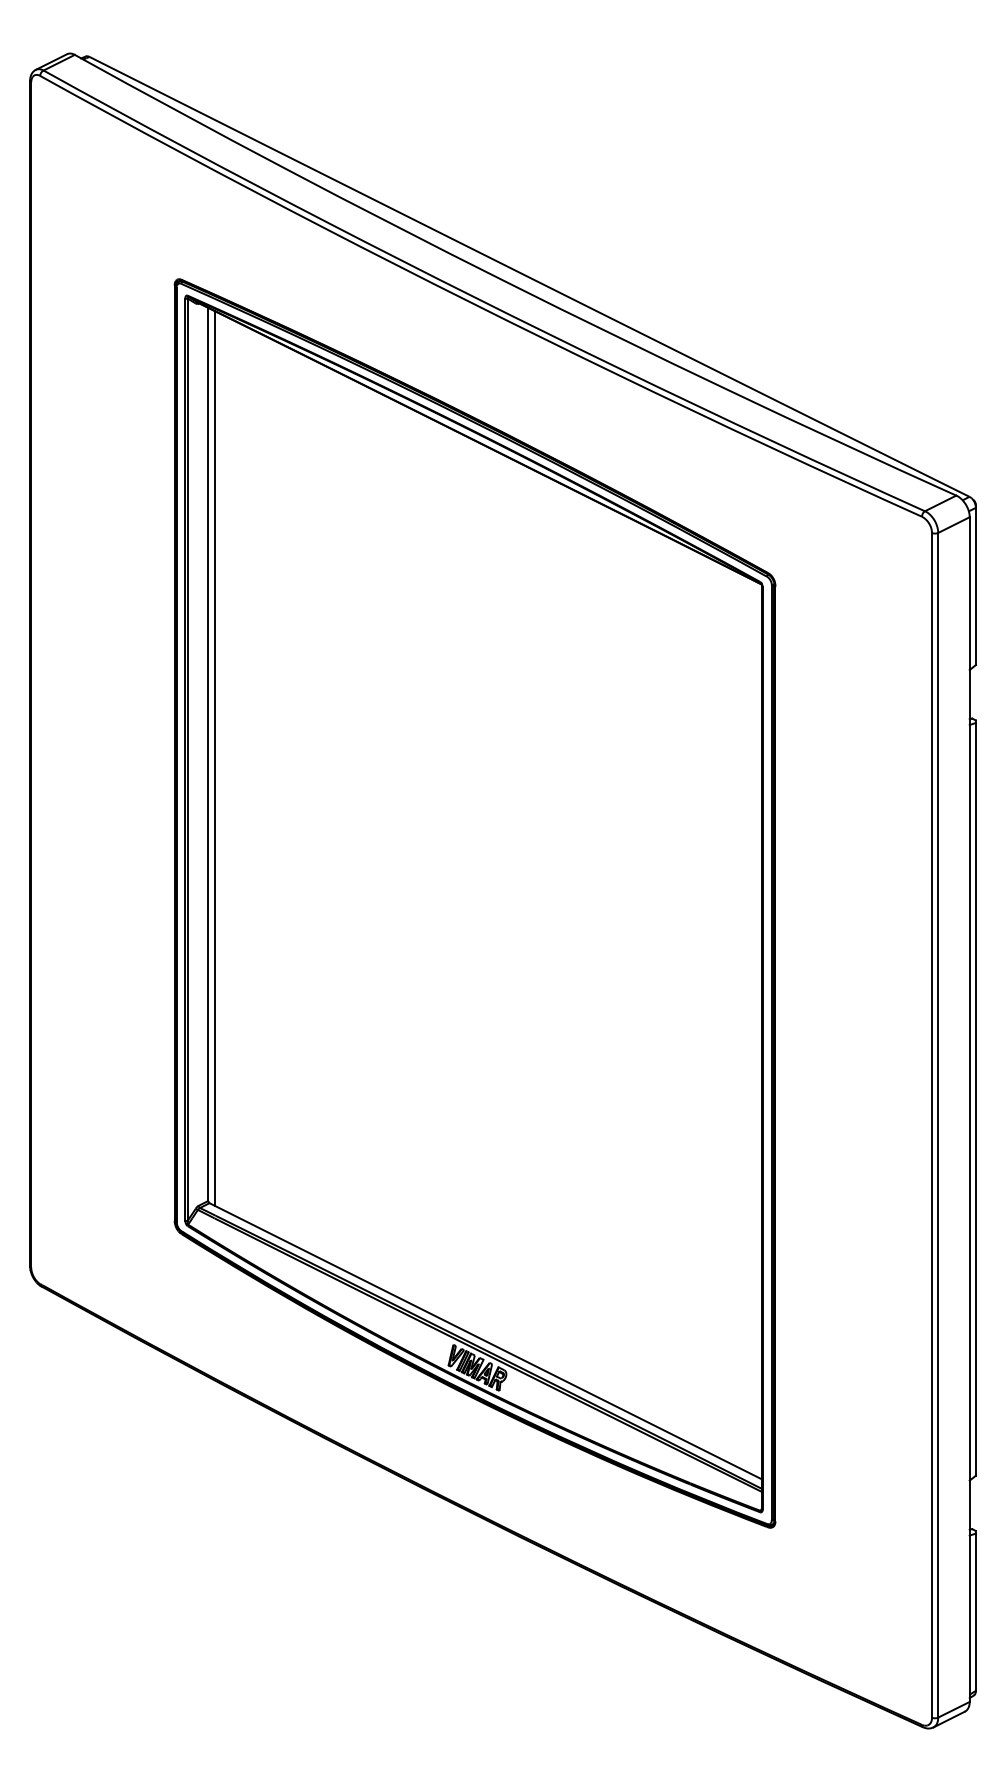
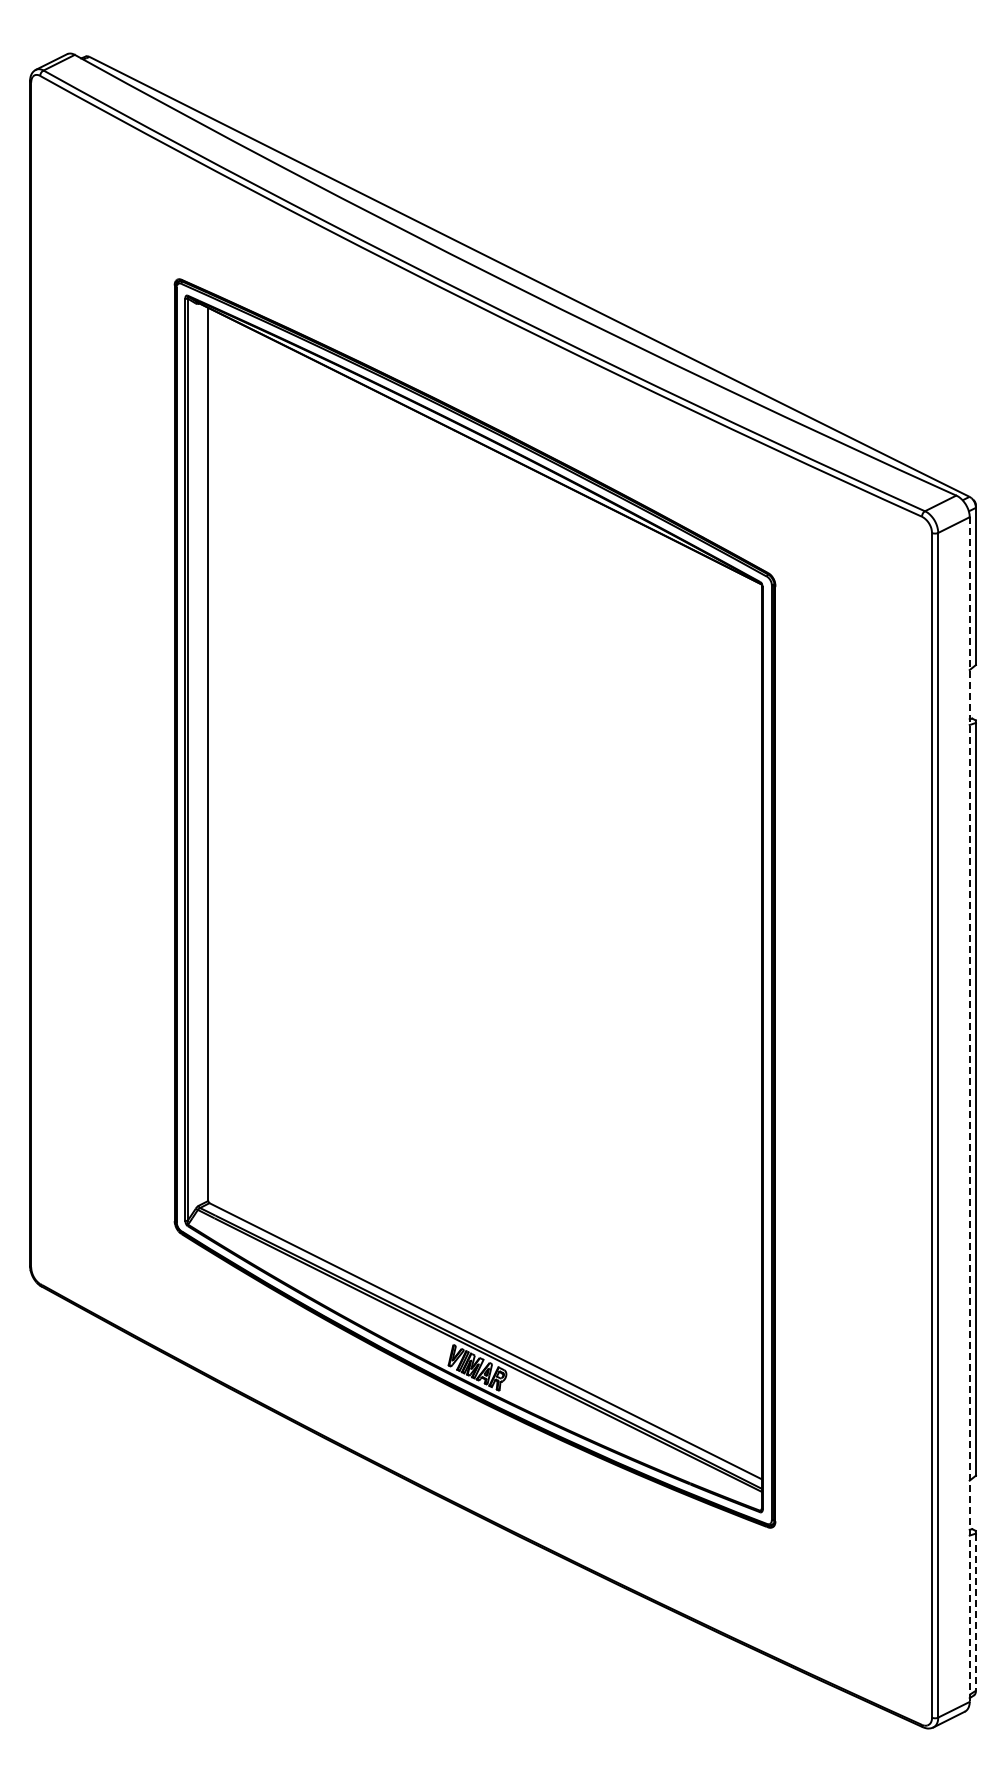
line: present -> none (215, 758)
line: solid -> dashed (969, 1110)
line: solid -> dashed (975, 1612)
